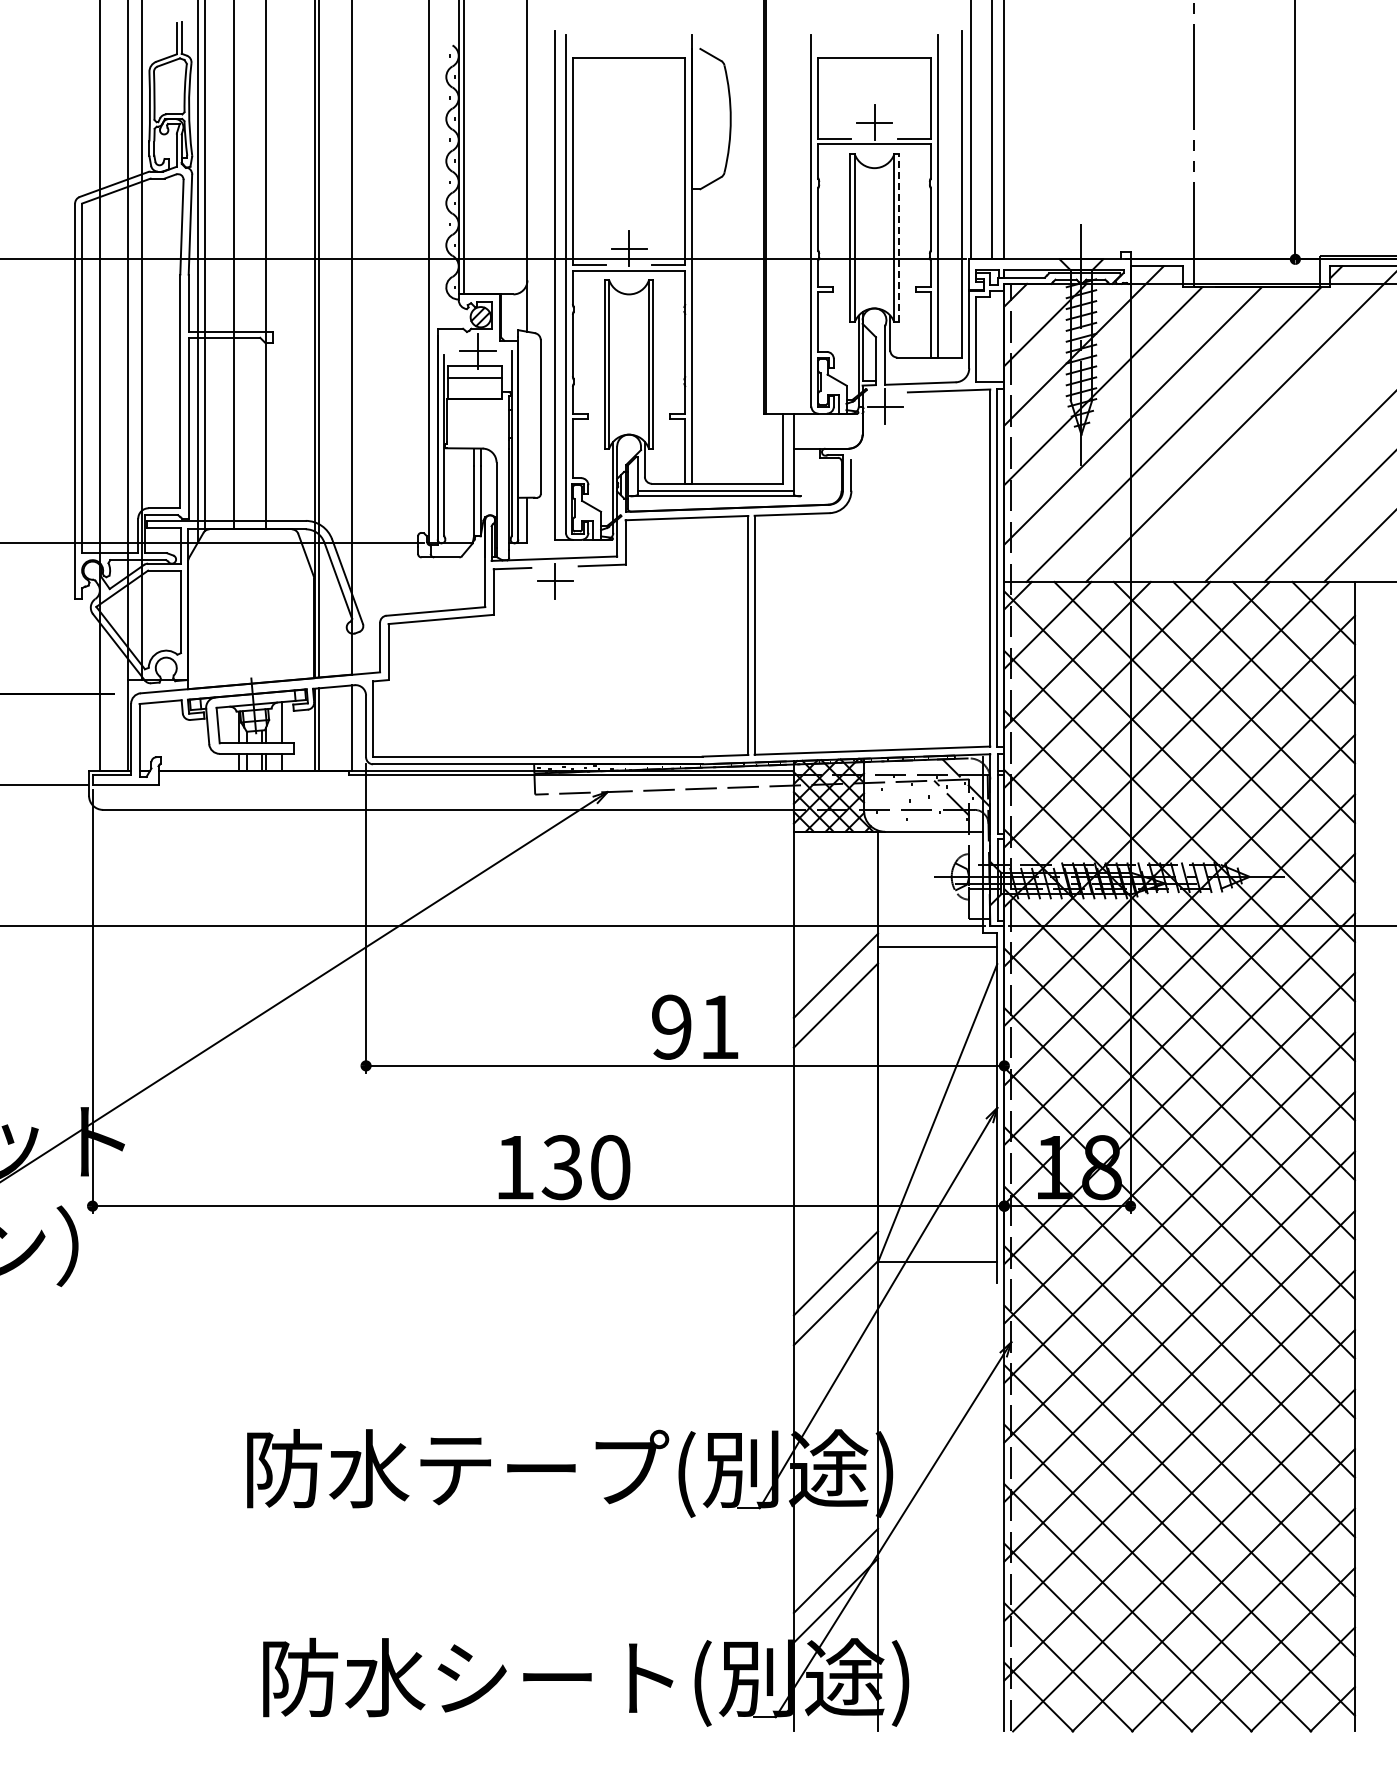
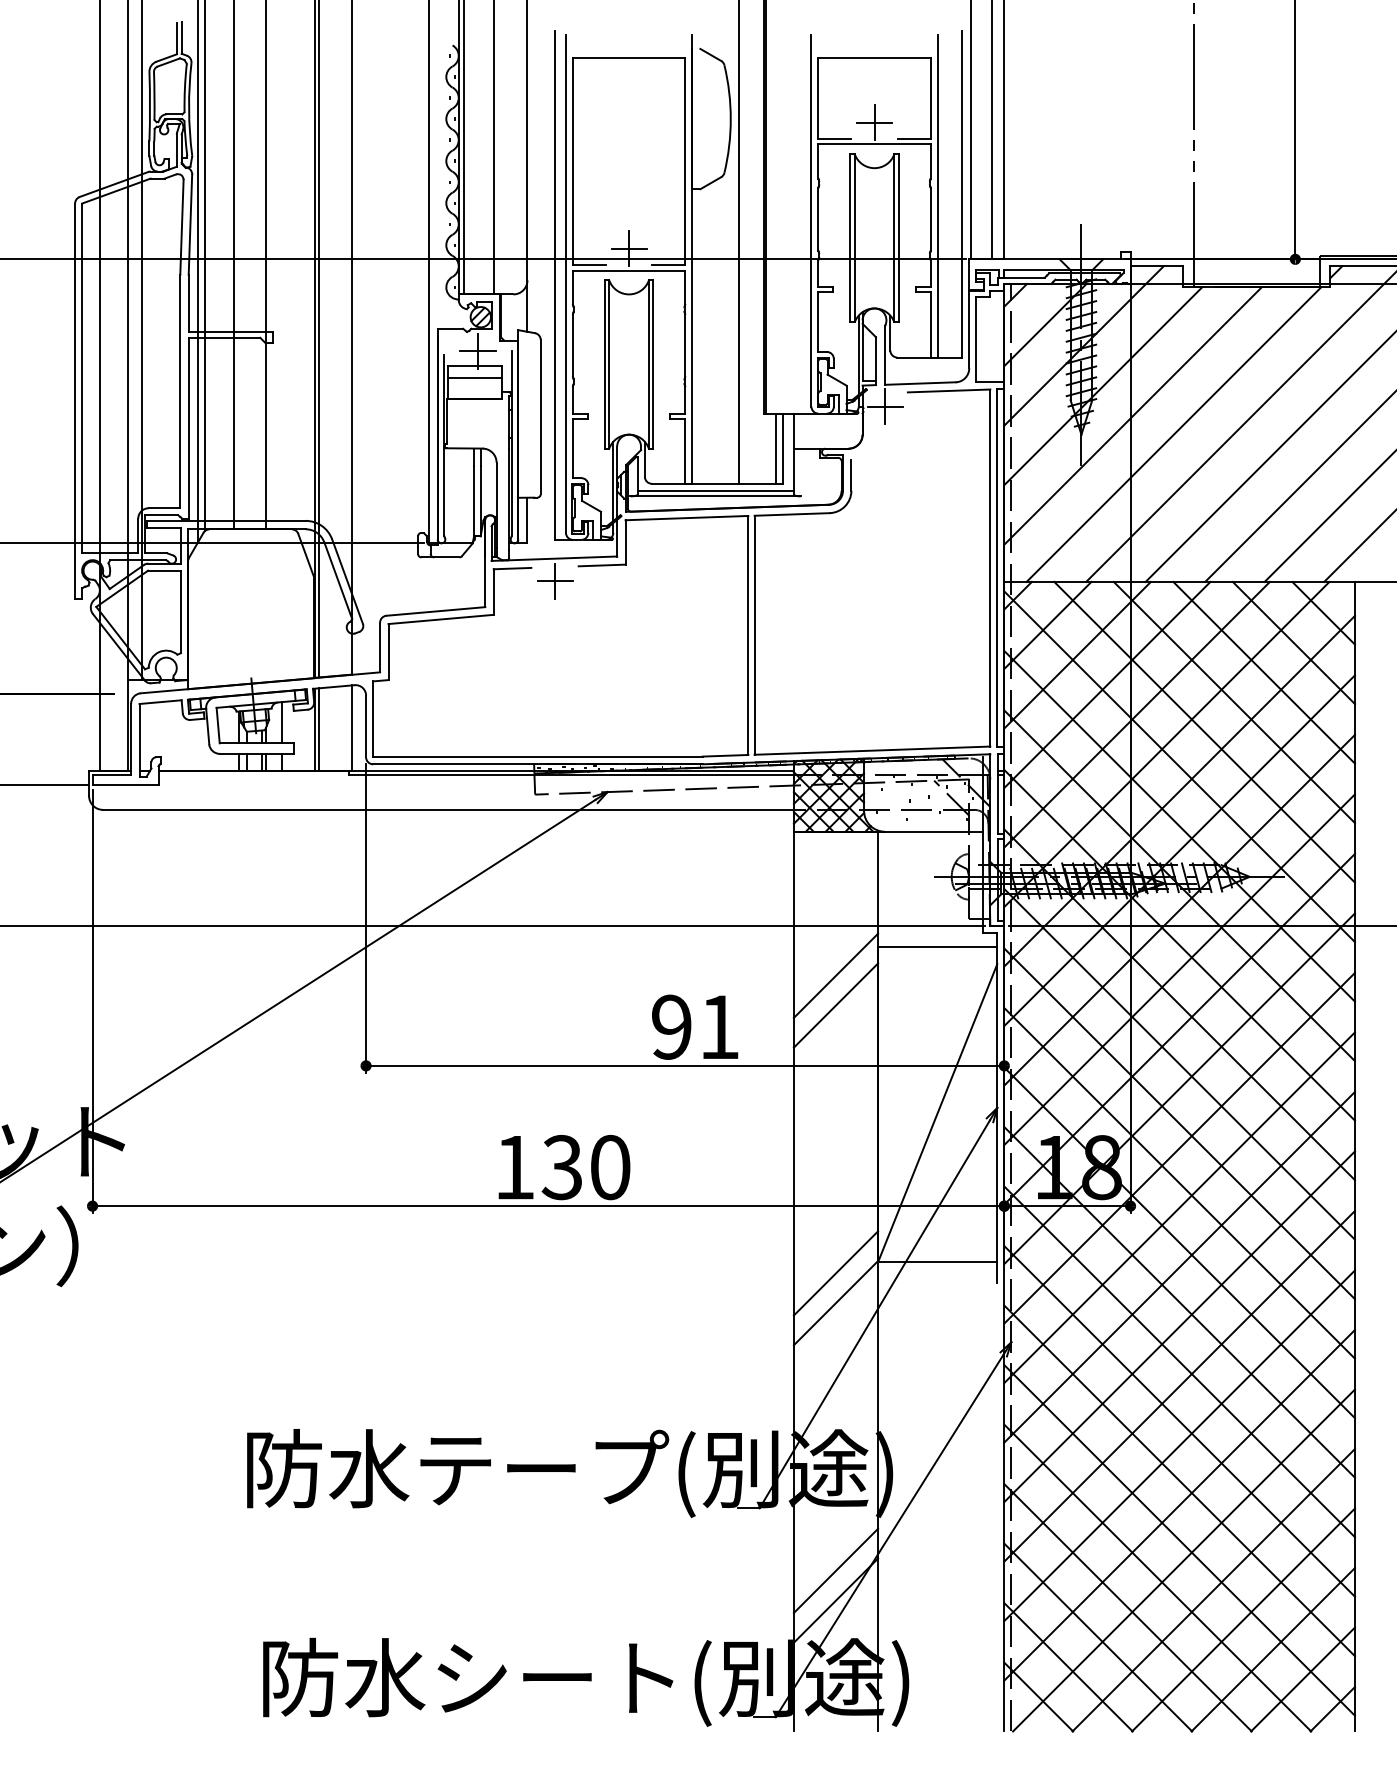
line: none -> present (493, 148)
line: dashed -> solid (898, 237)
line: none -> present (738, 242)
line: none -> present (775, 448)
line: none -> present (1269, 457)
